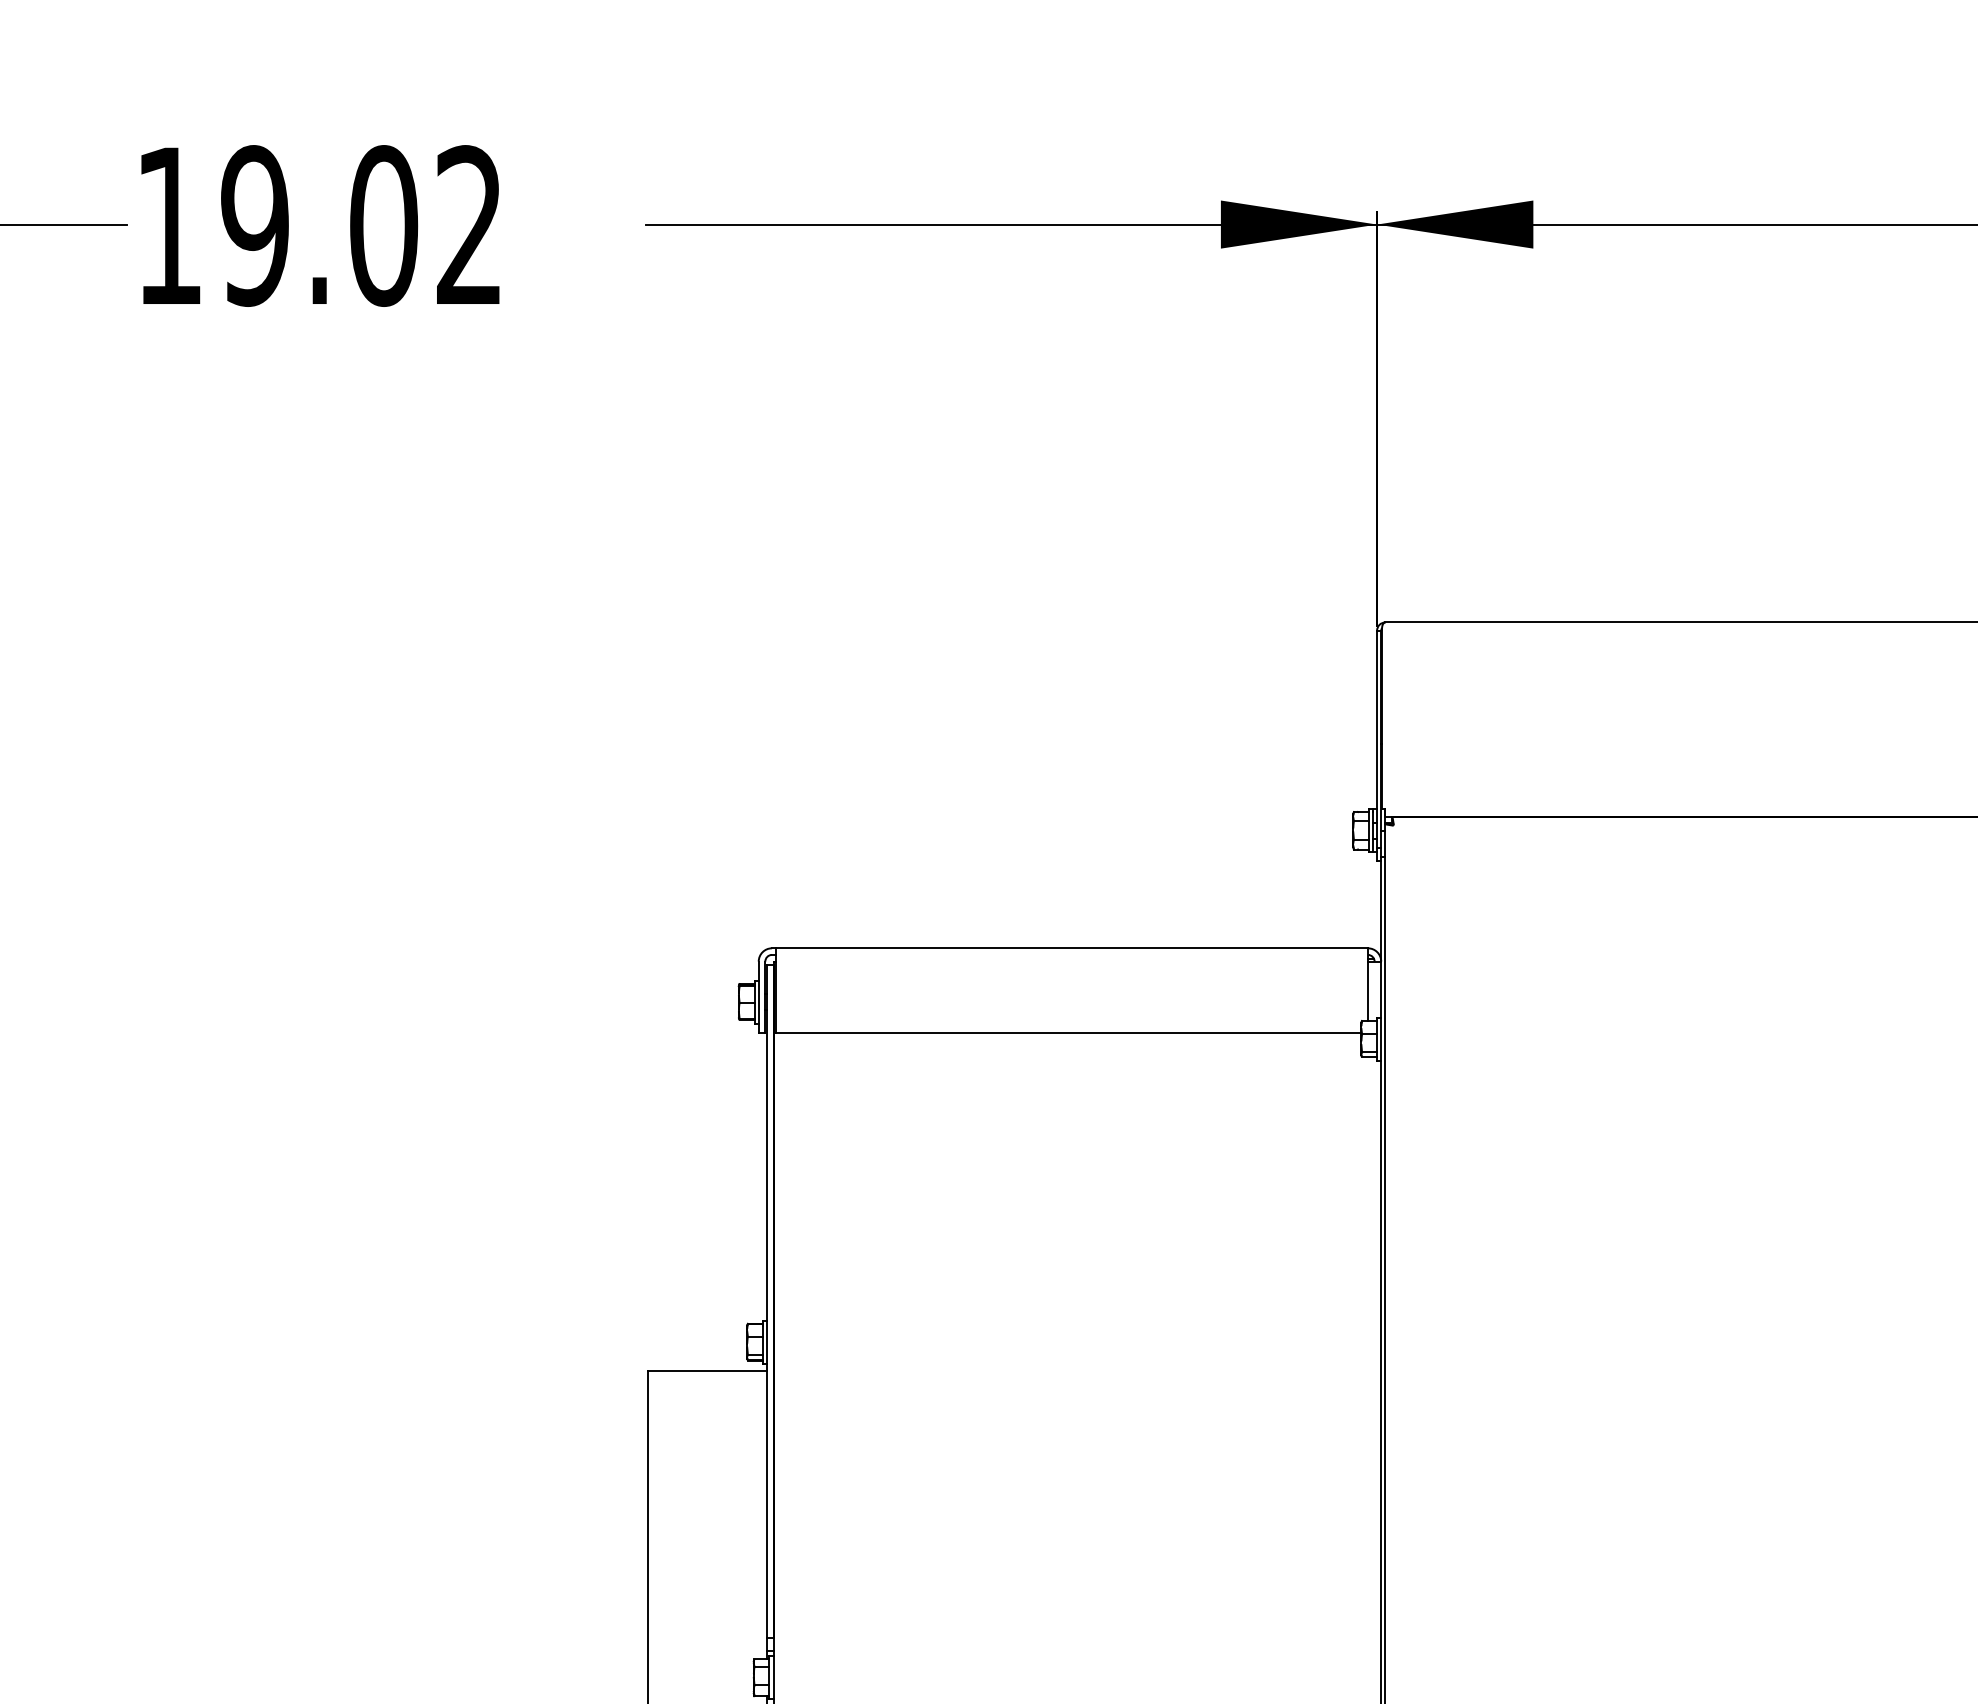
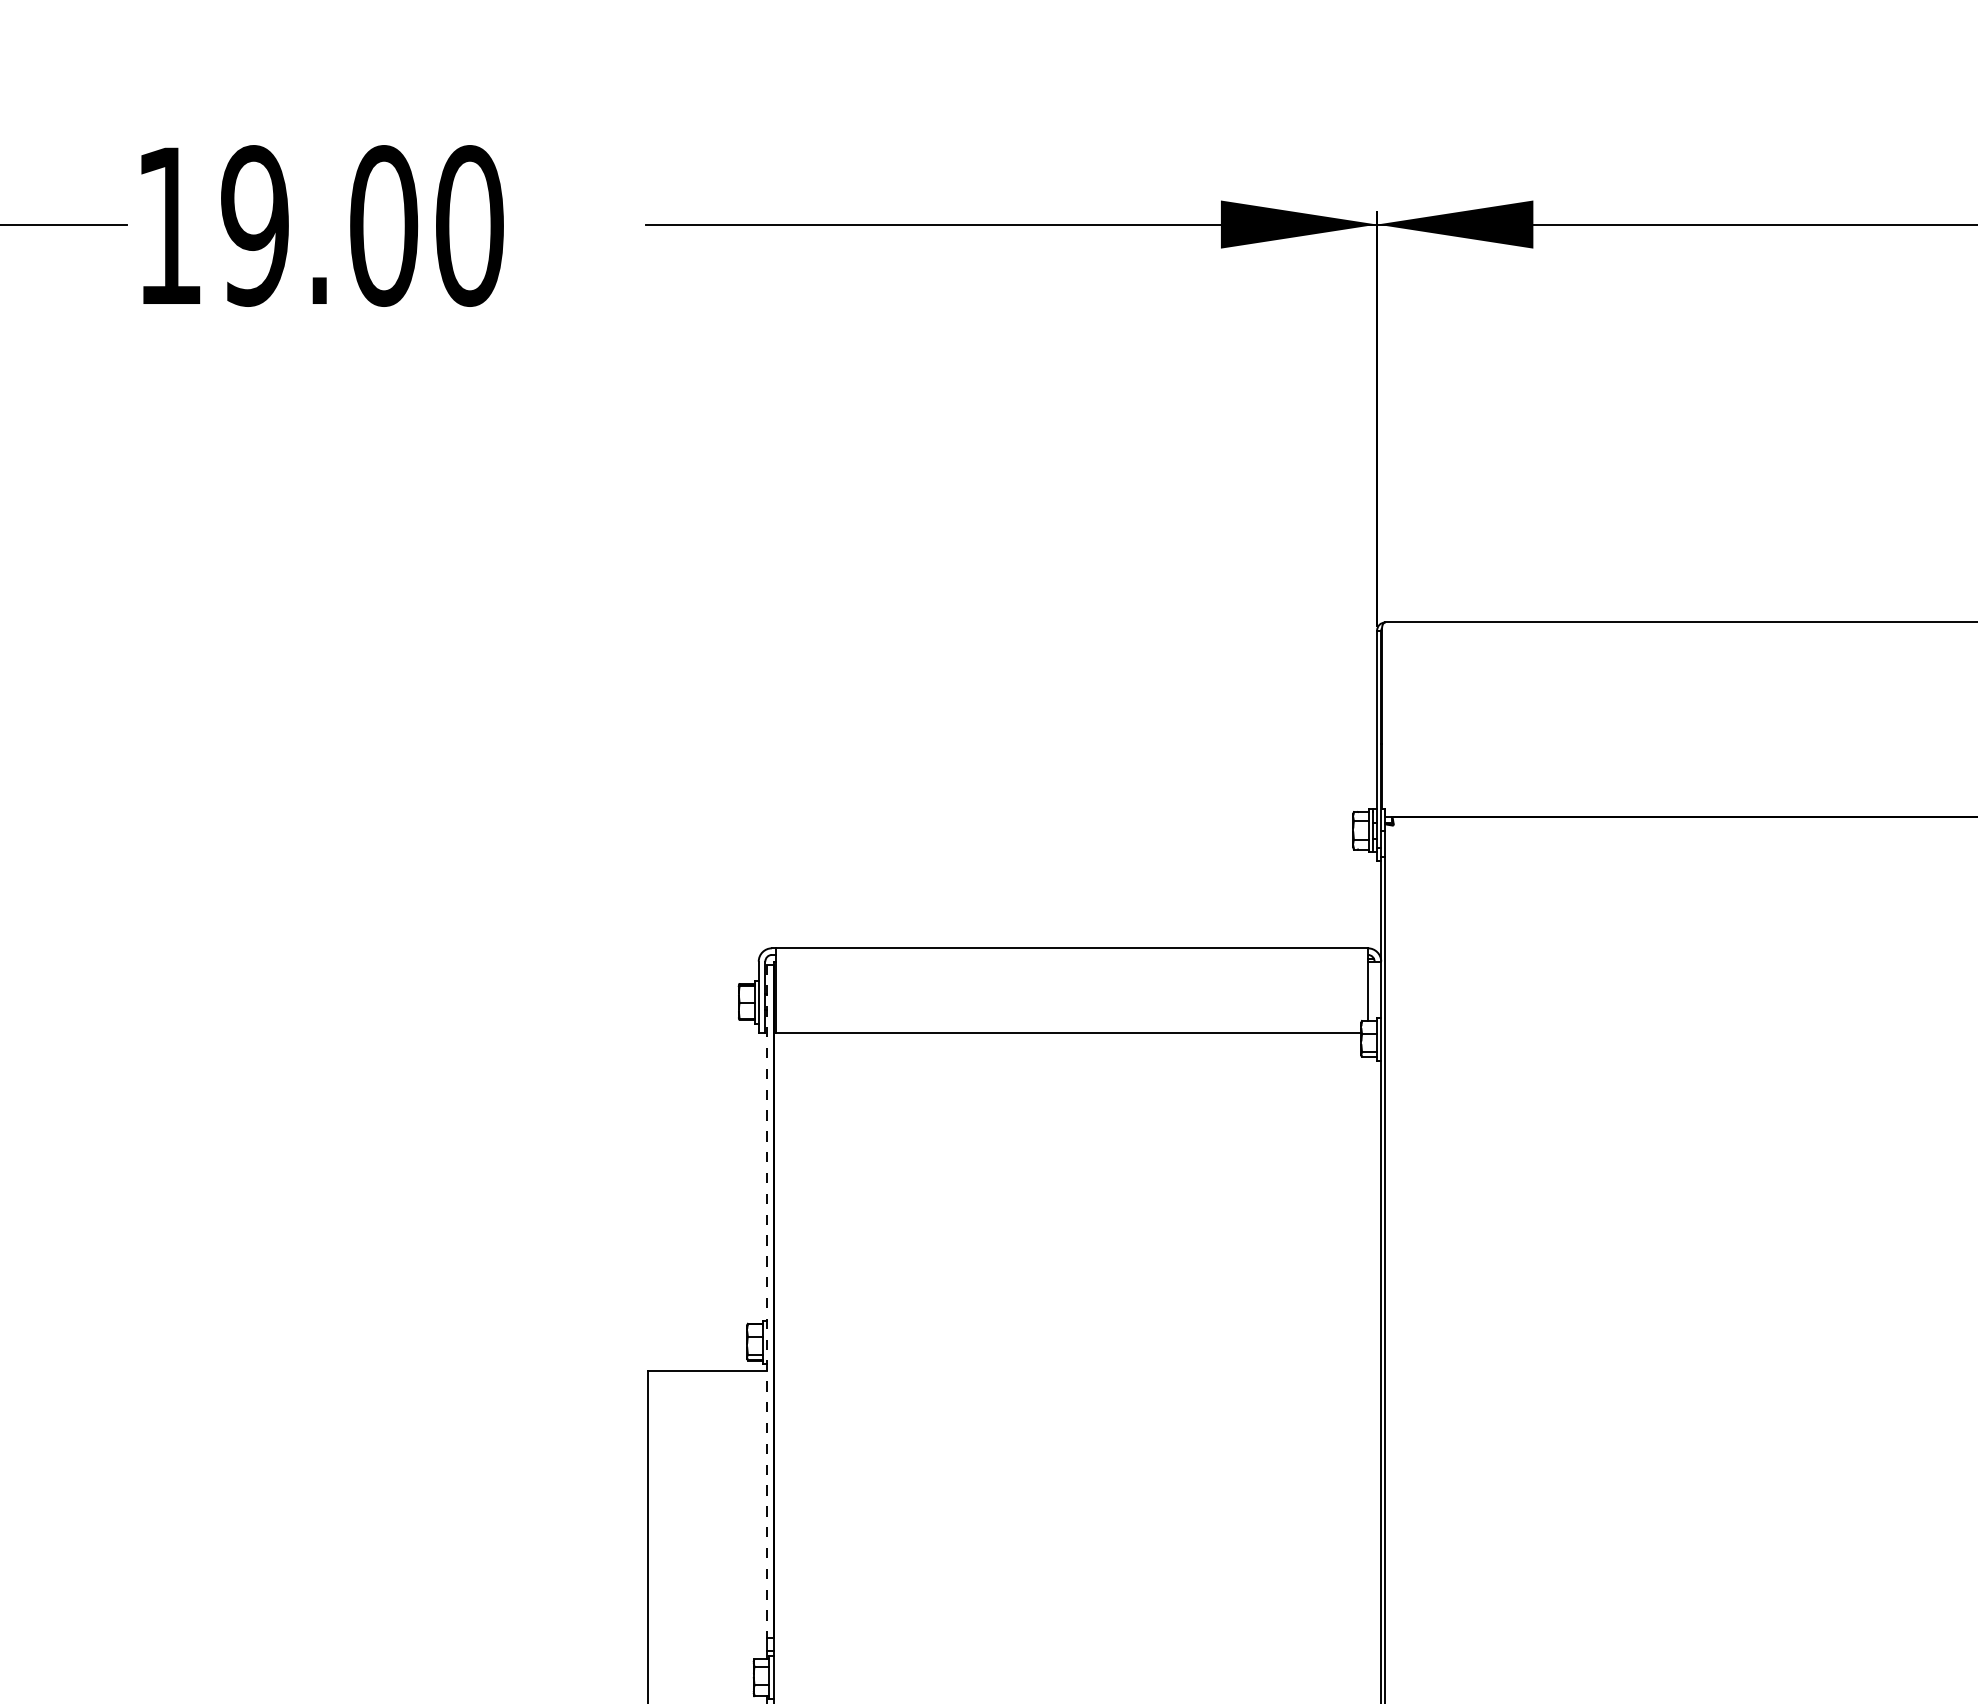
text: 19.02 -> 19.00 (469, 225)
line: solid -> dashed (767, 1301)
